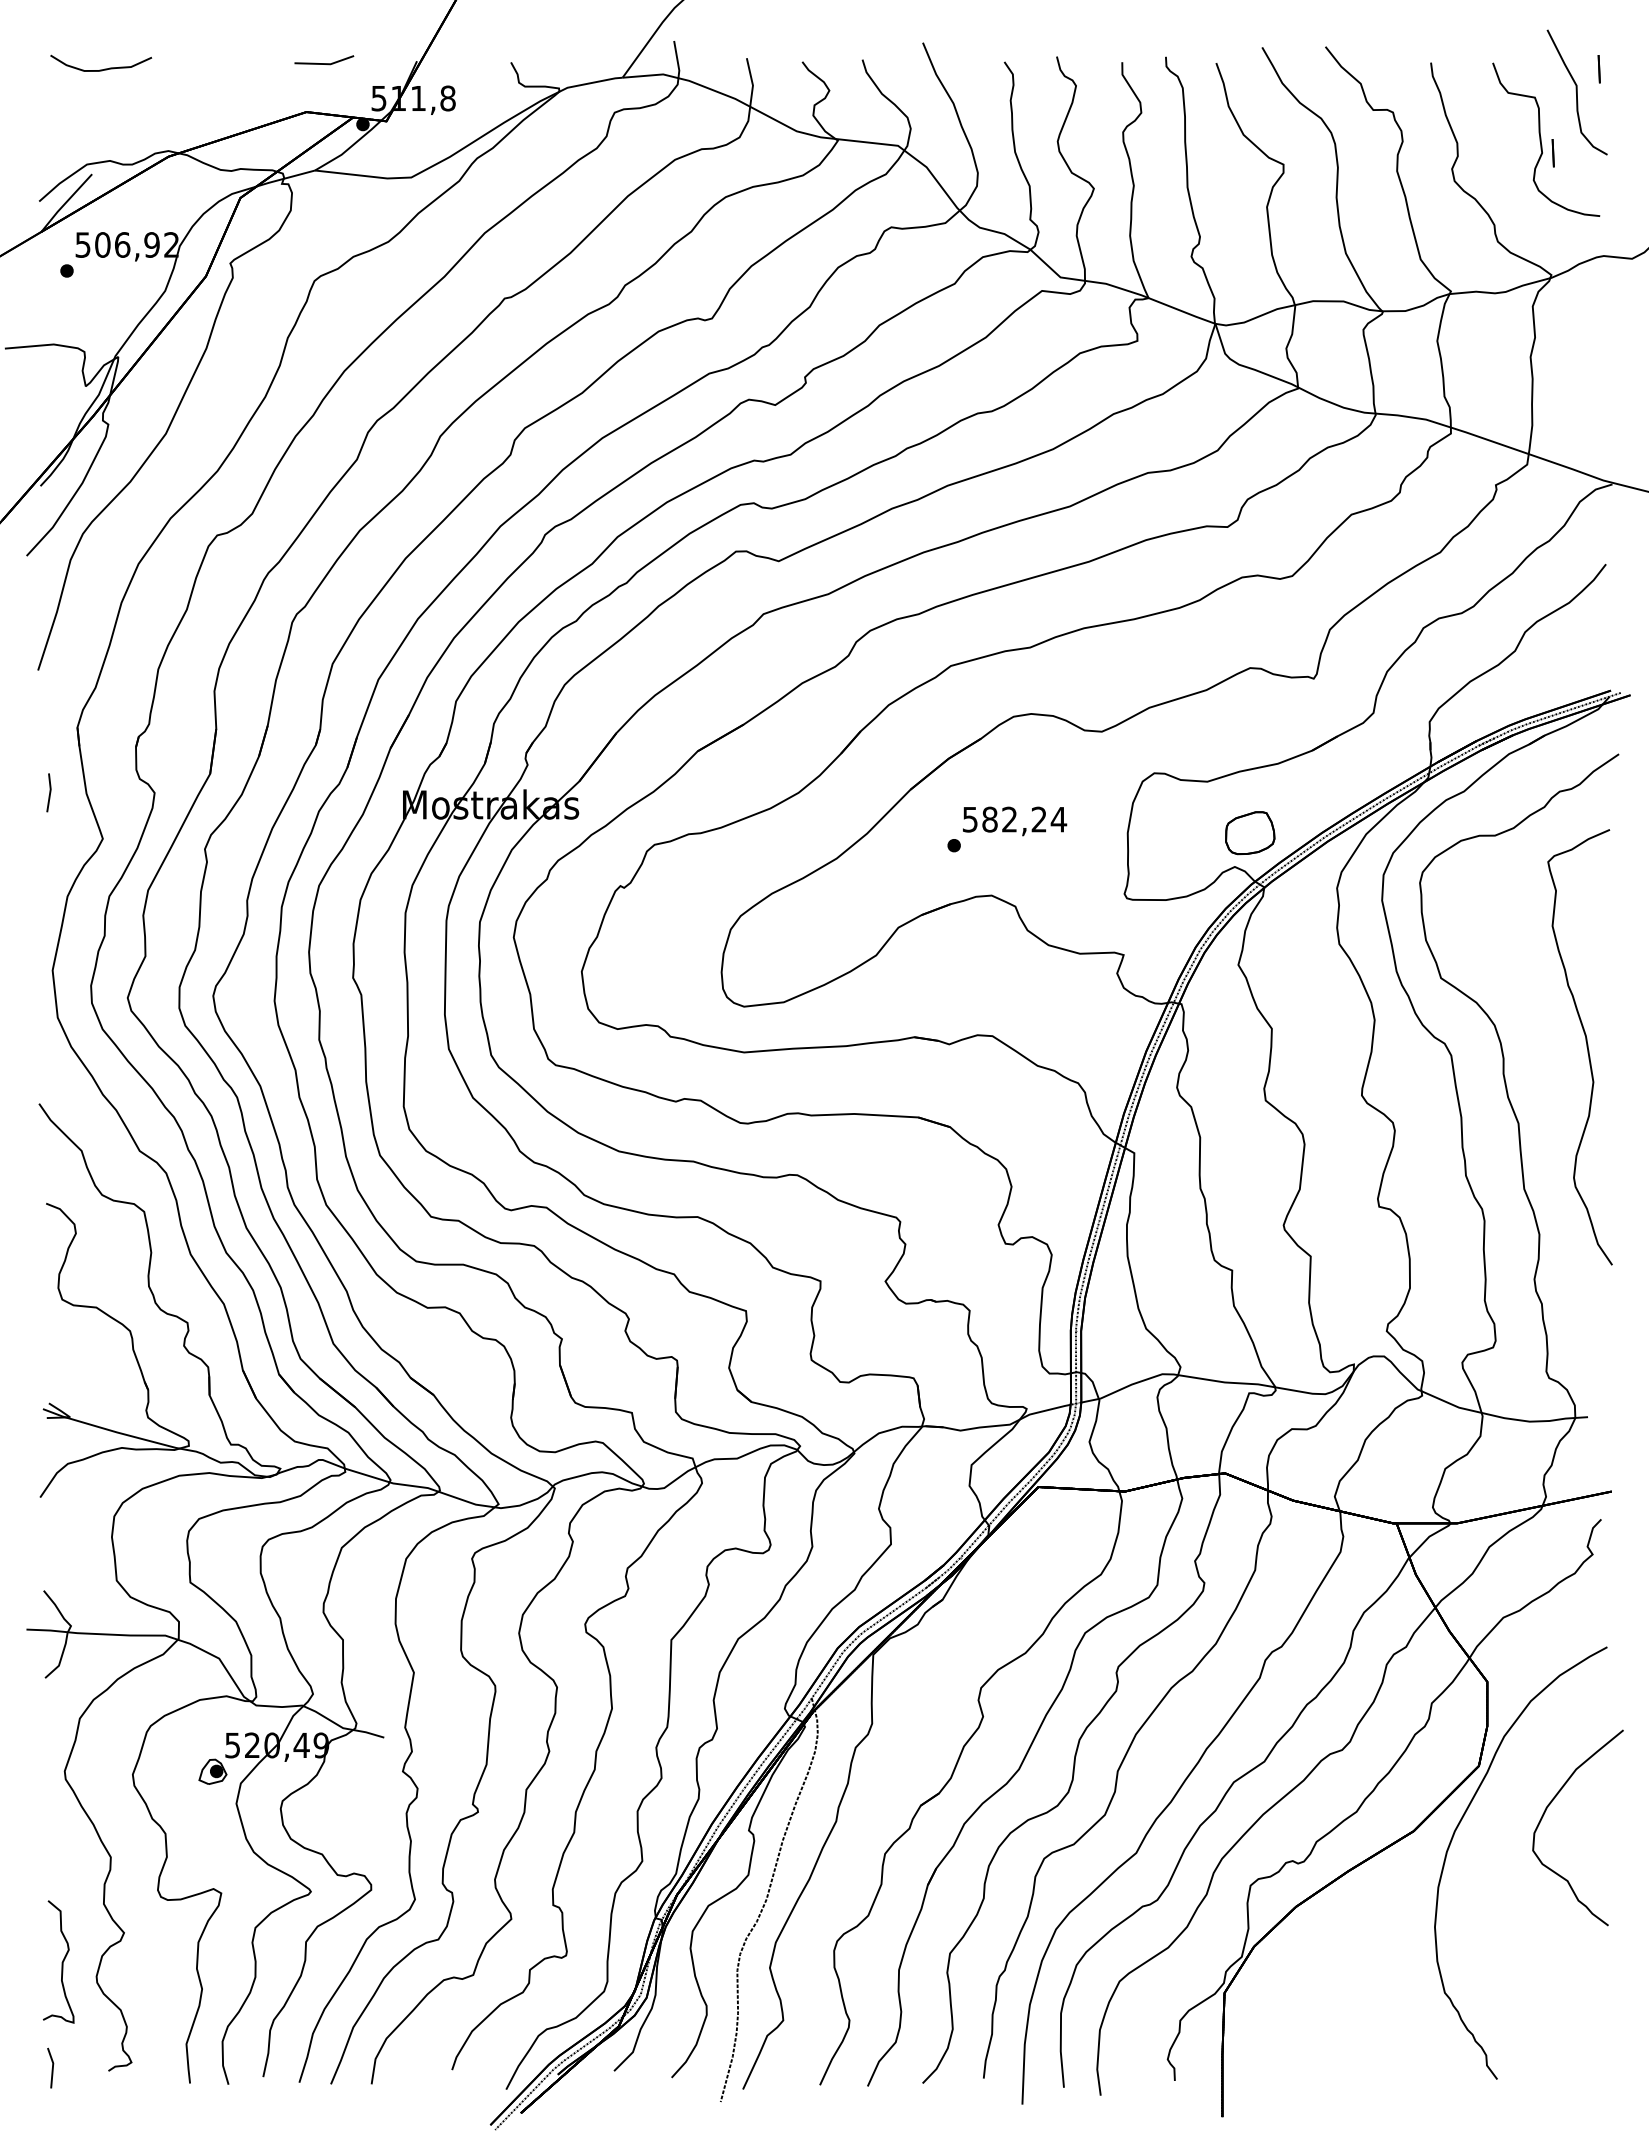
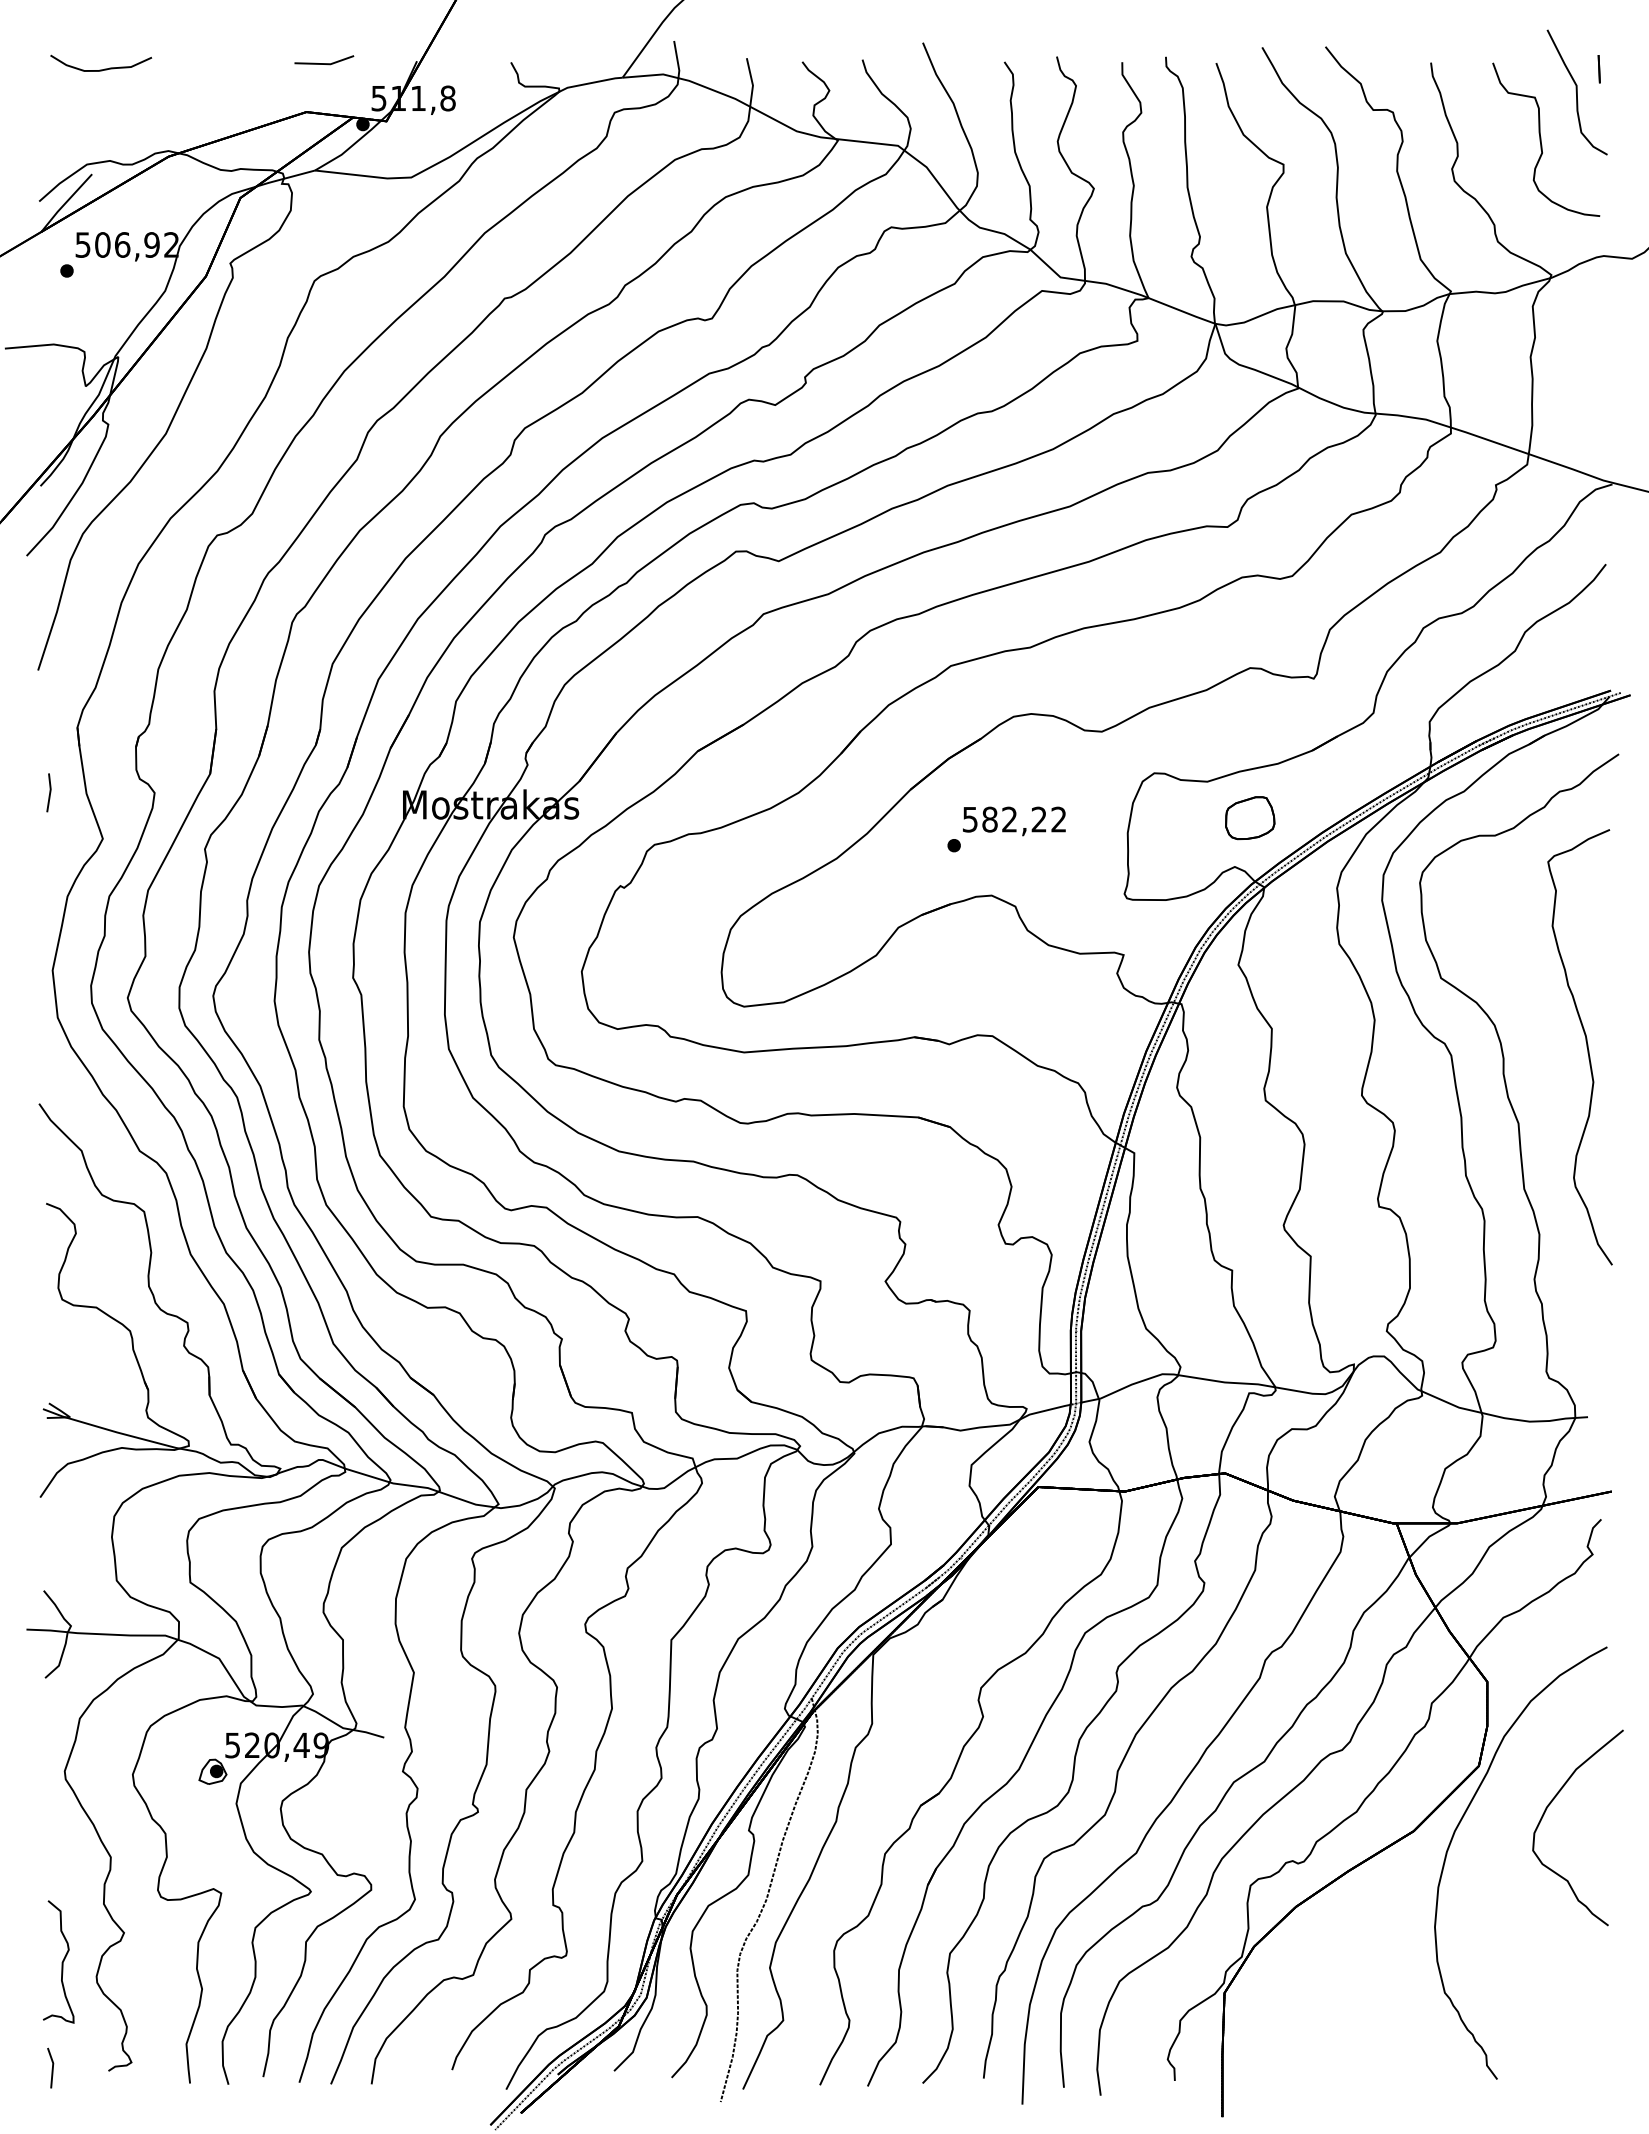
line: present -> none (1552, 153)
text: 582,24 -> 582,22 (1058, 819)
part position: (1250, 833) -> (1250, 818) (1250, 818)
